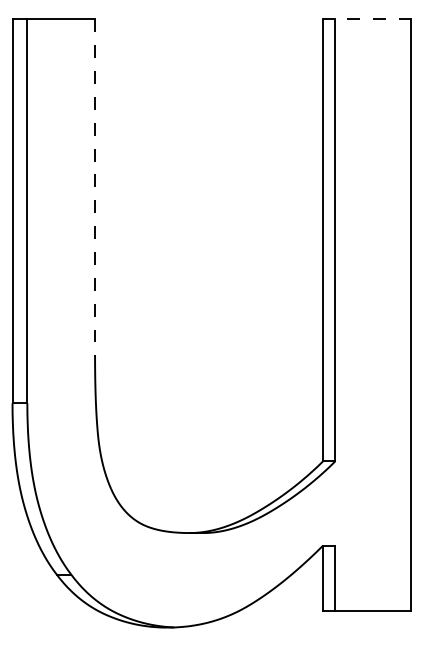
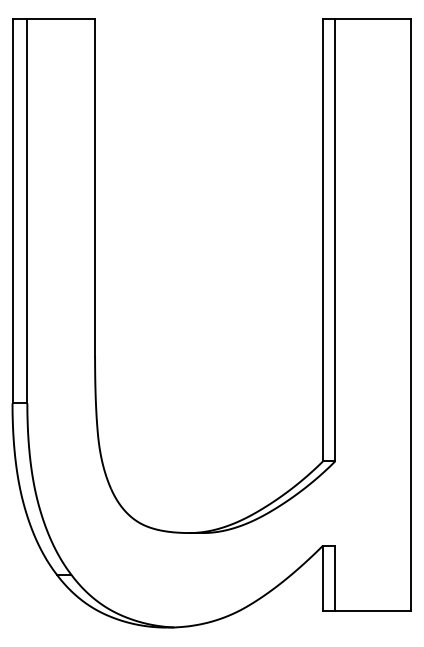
line: dashed -> solid (366, 19)
line: dashed -> solid (95, 188)
